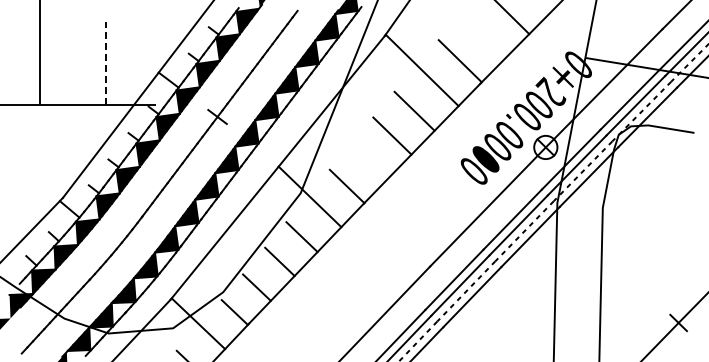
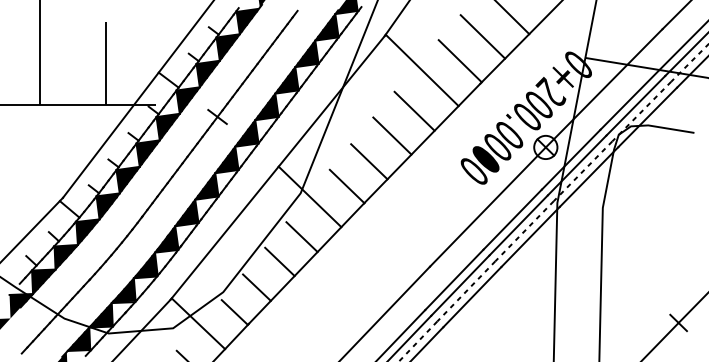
line: none -> present (482, 36)
line: dashed -> solid (106, 63)
line: none -> present (369, 161)
